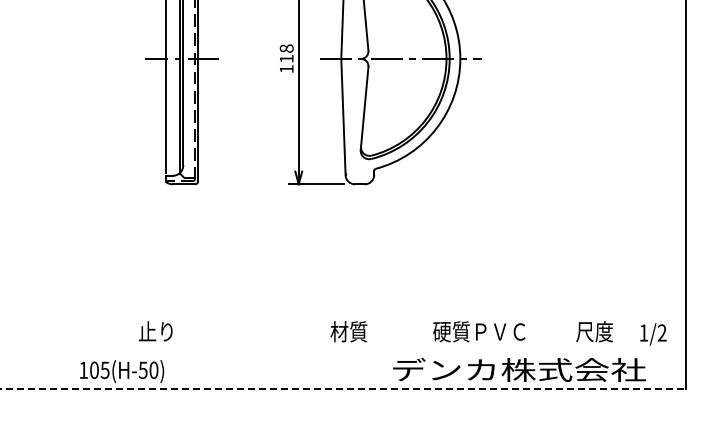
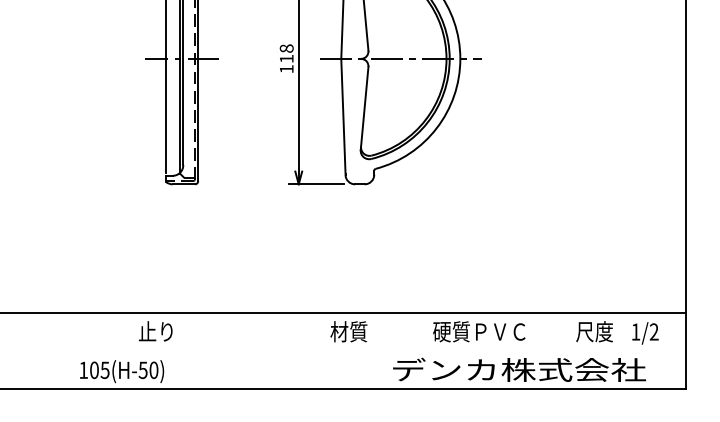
line: none -> present (343, 312)
text position: (653, 334) -> (645, 333) (645, 333)
line: dashed -> solid (342, 389)
